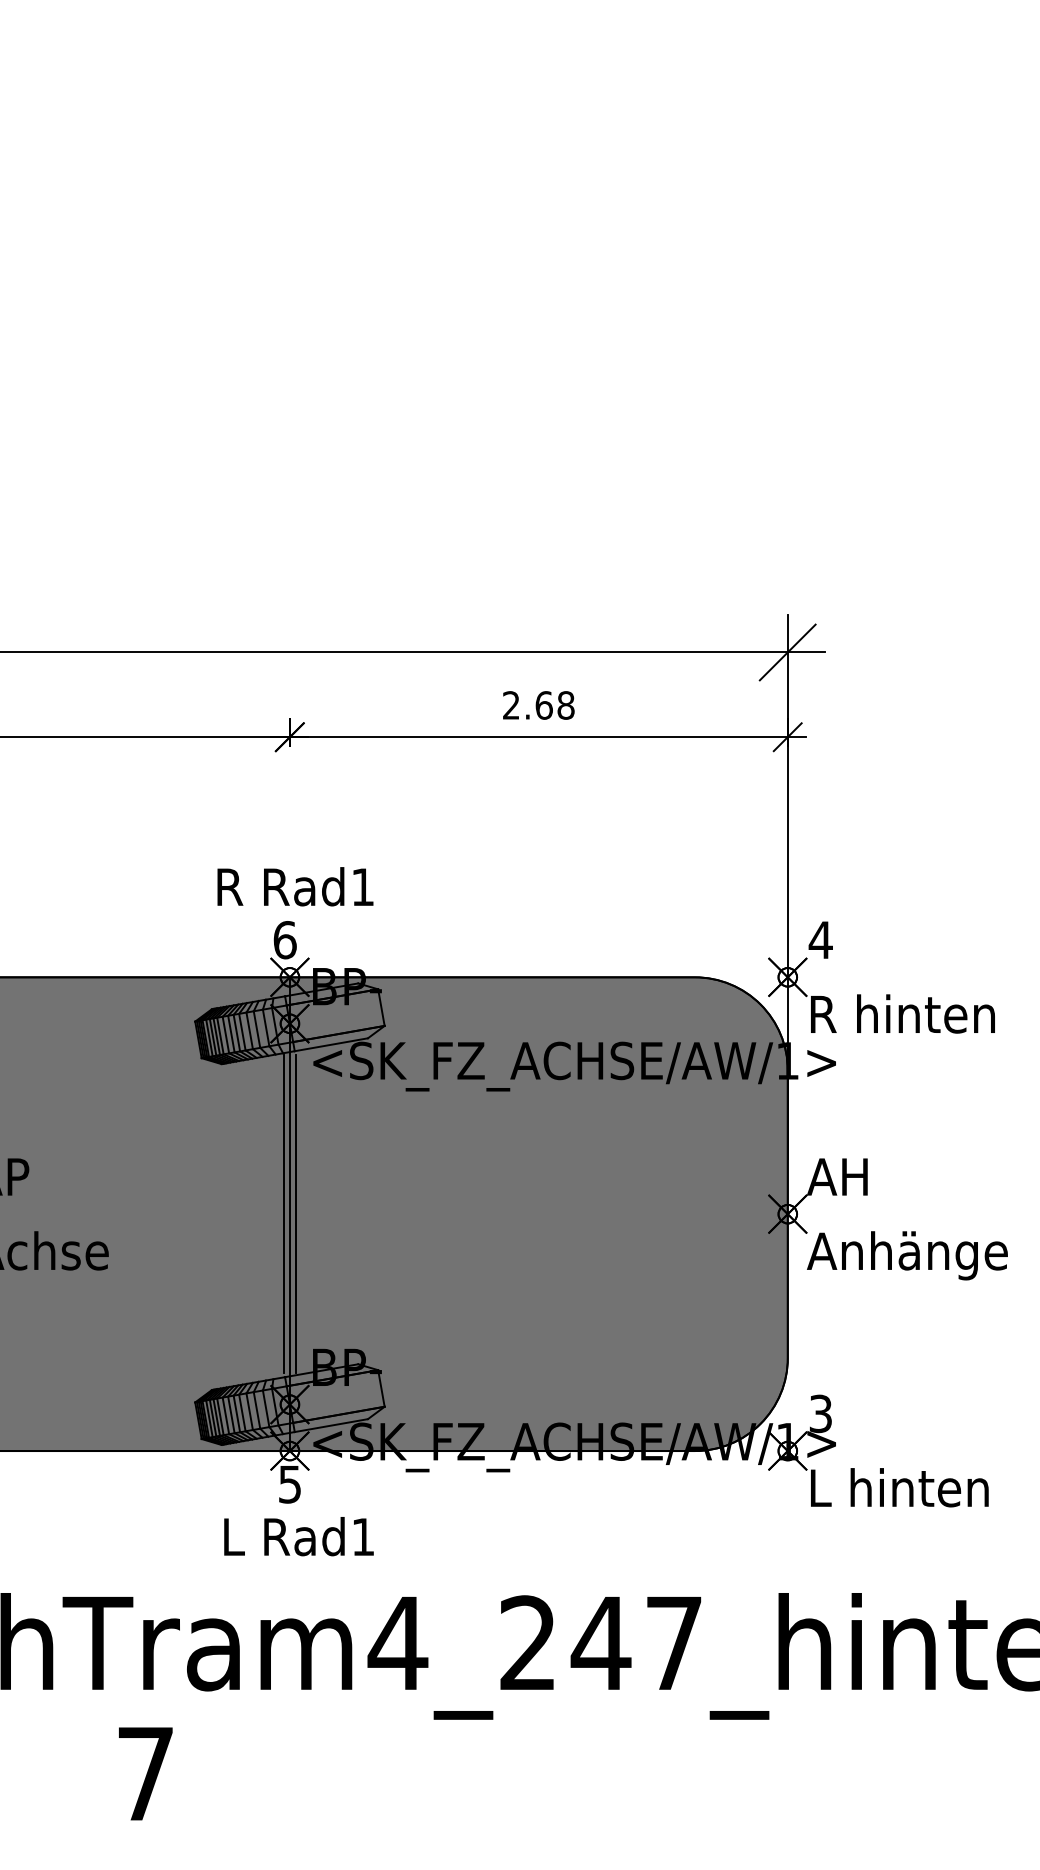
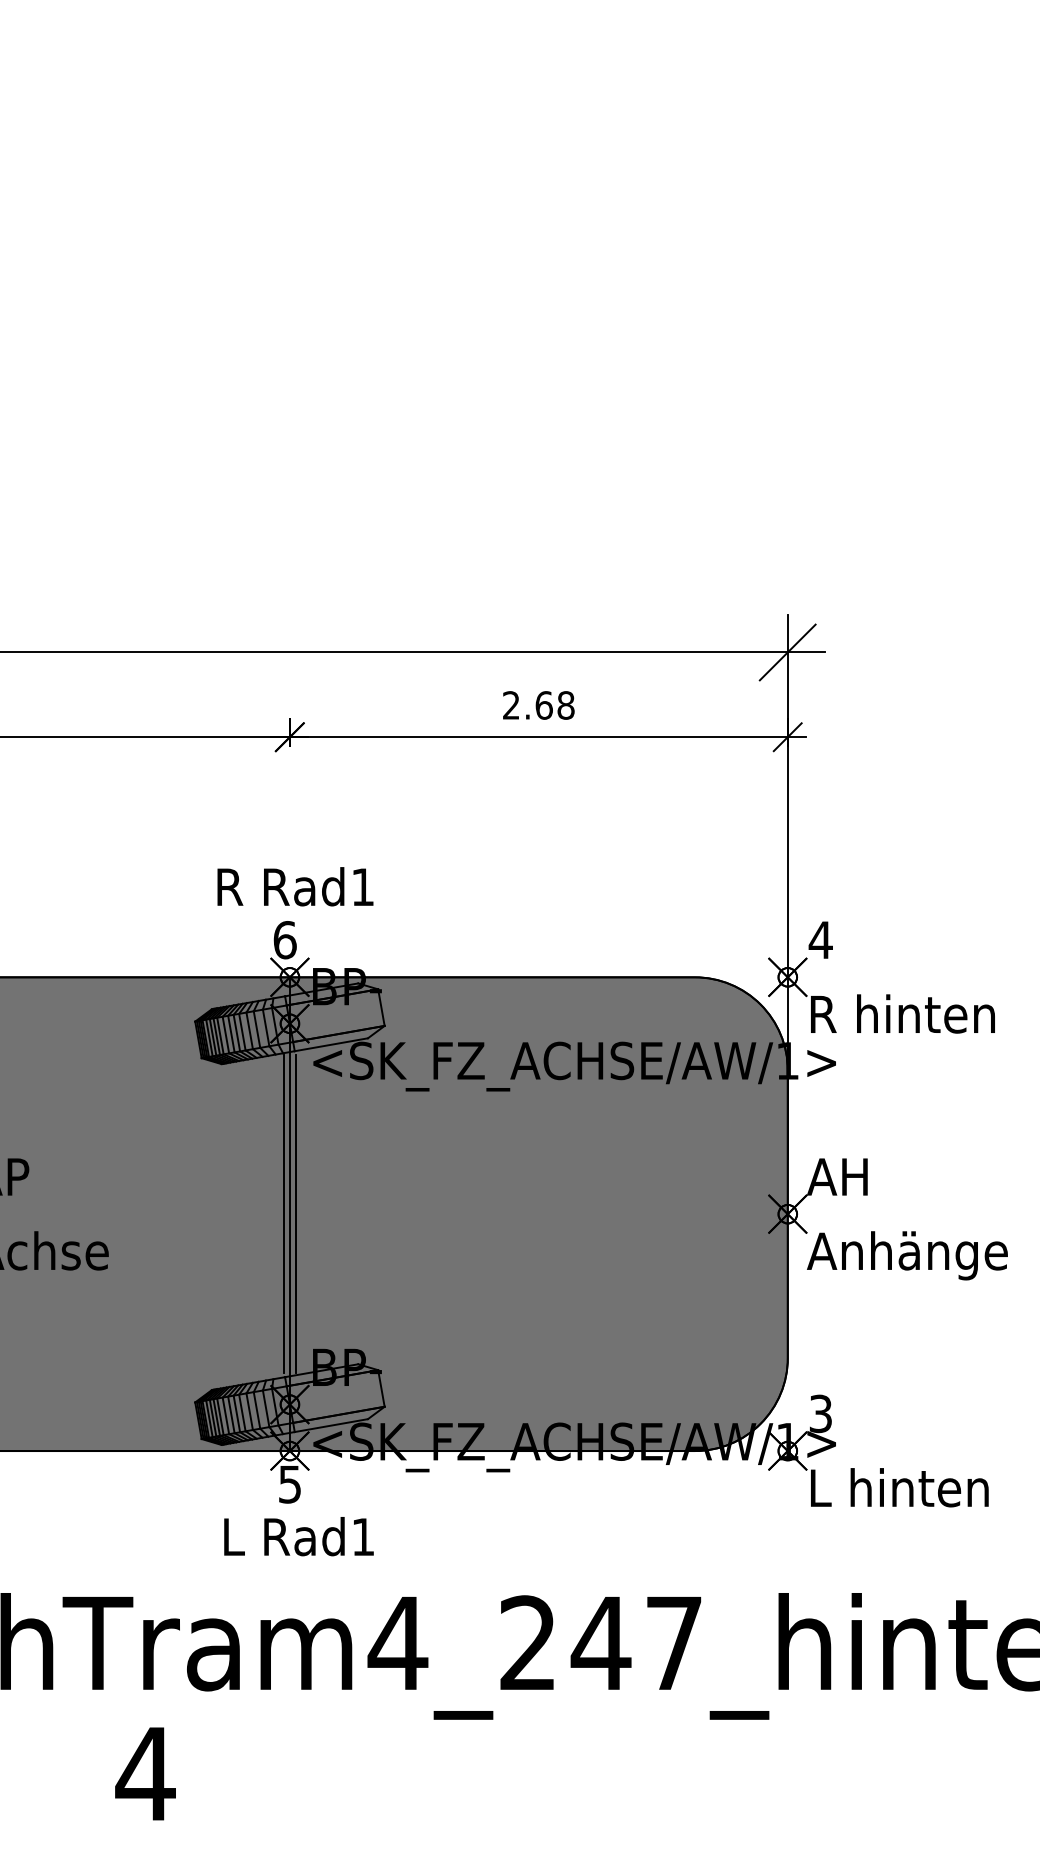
text: 7 -> 4 (145, 1773)
